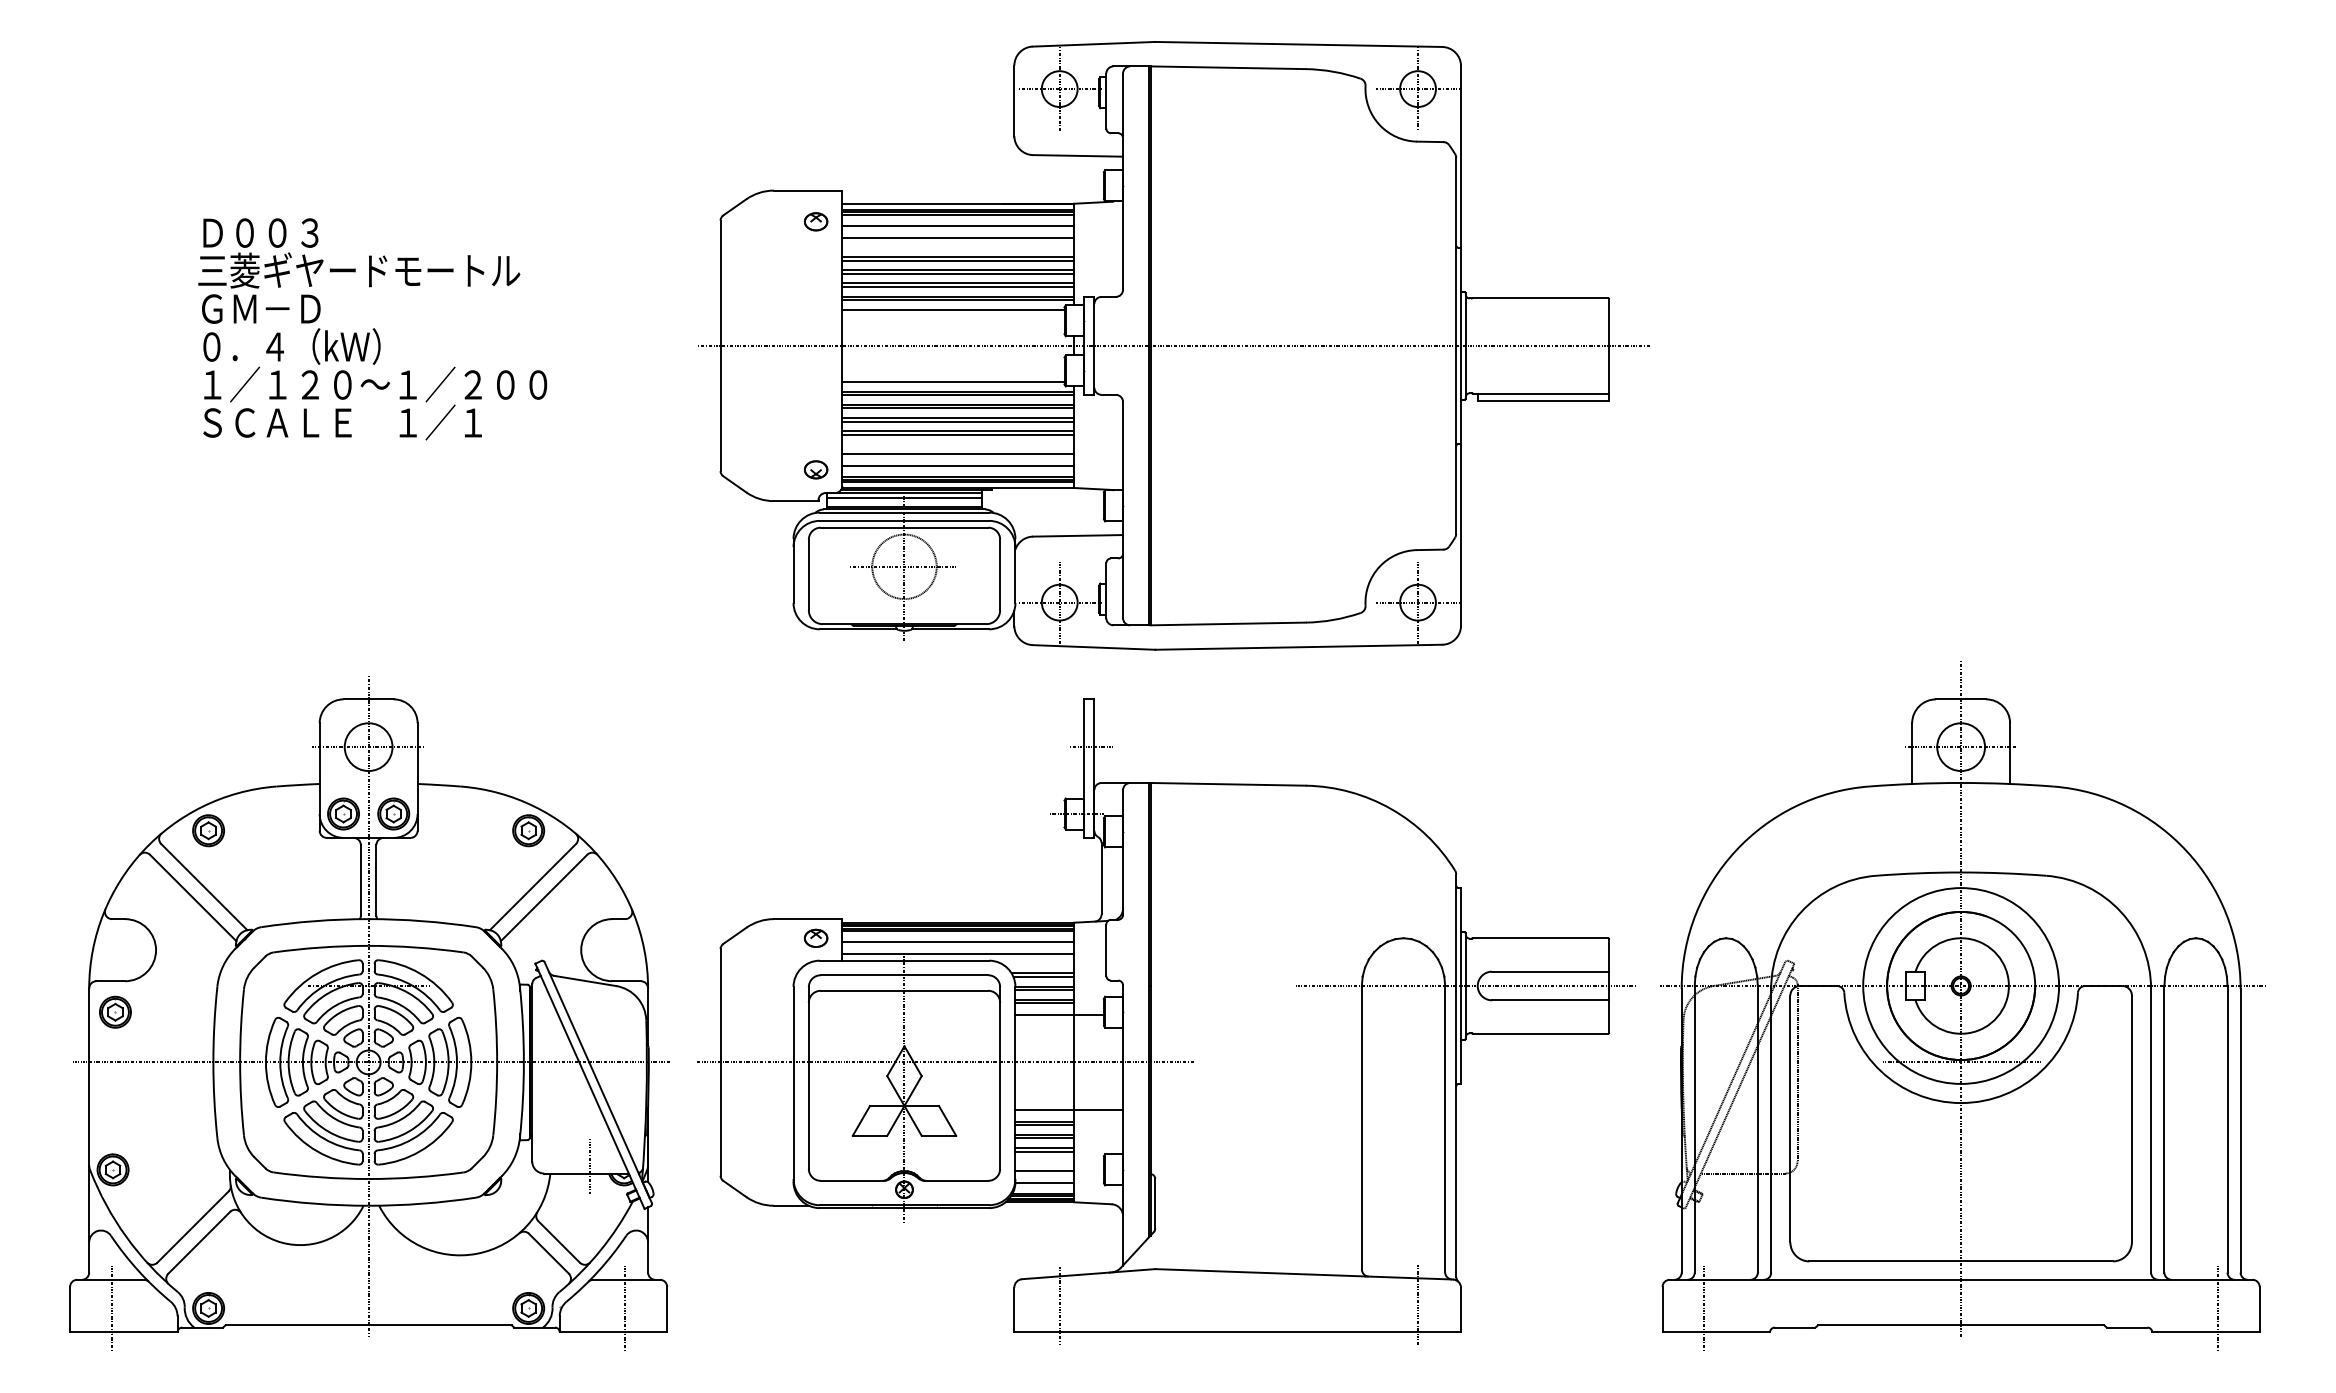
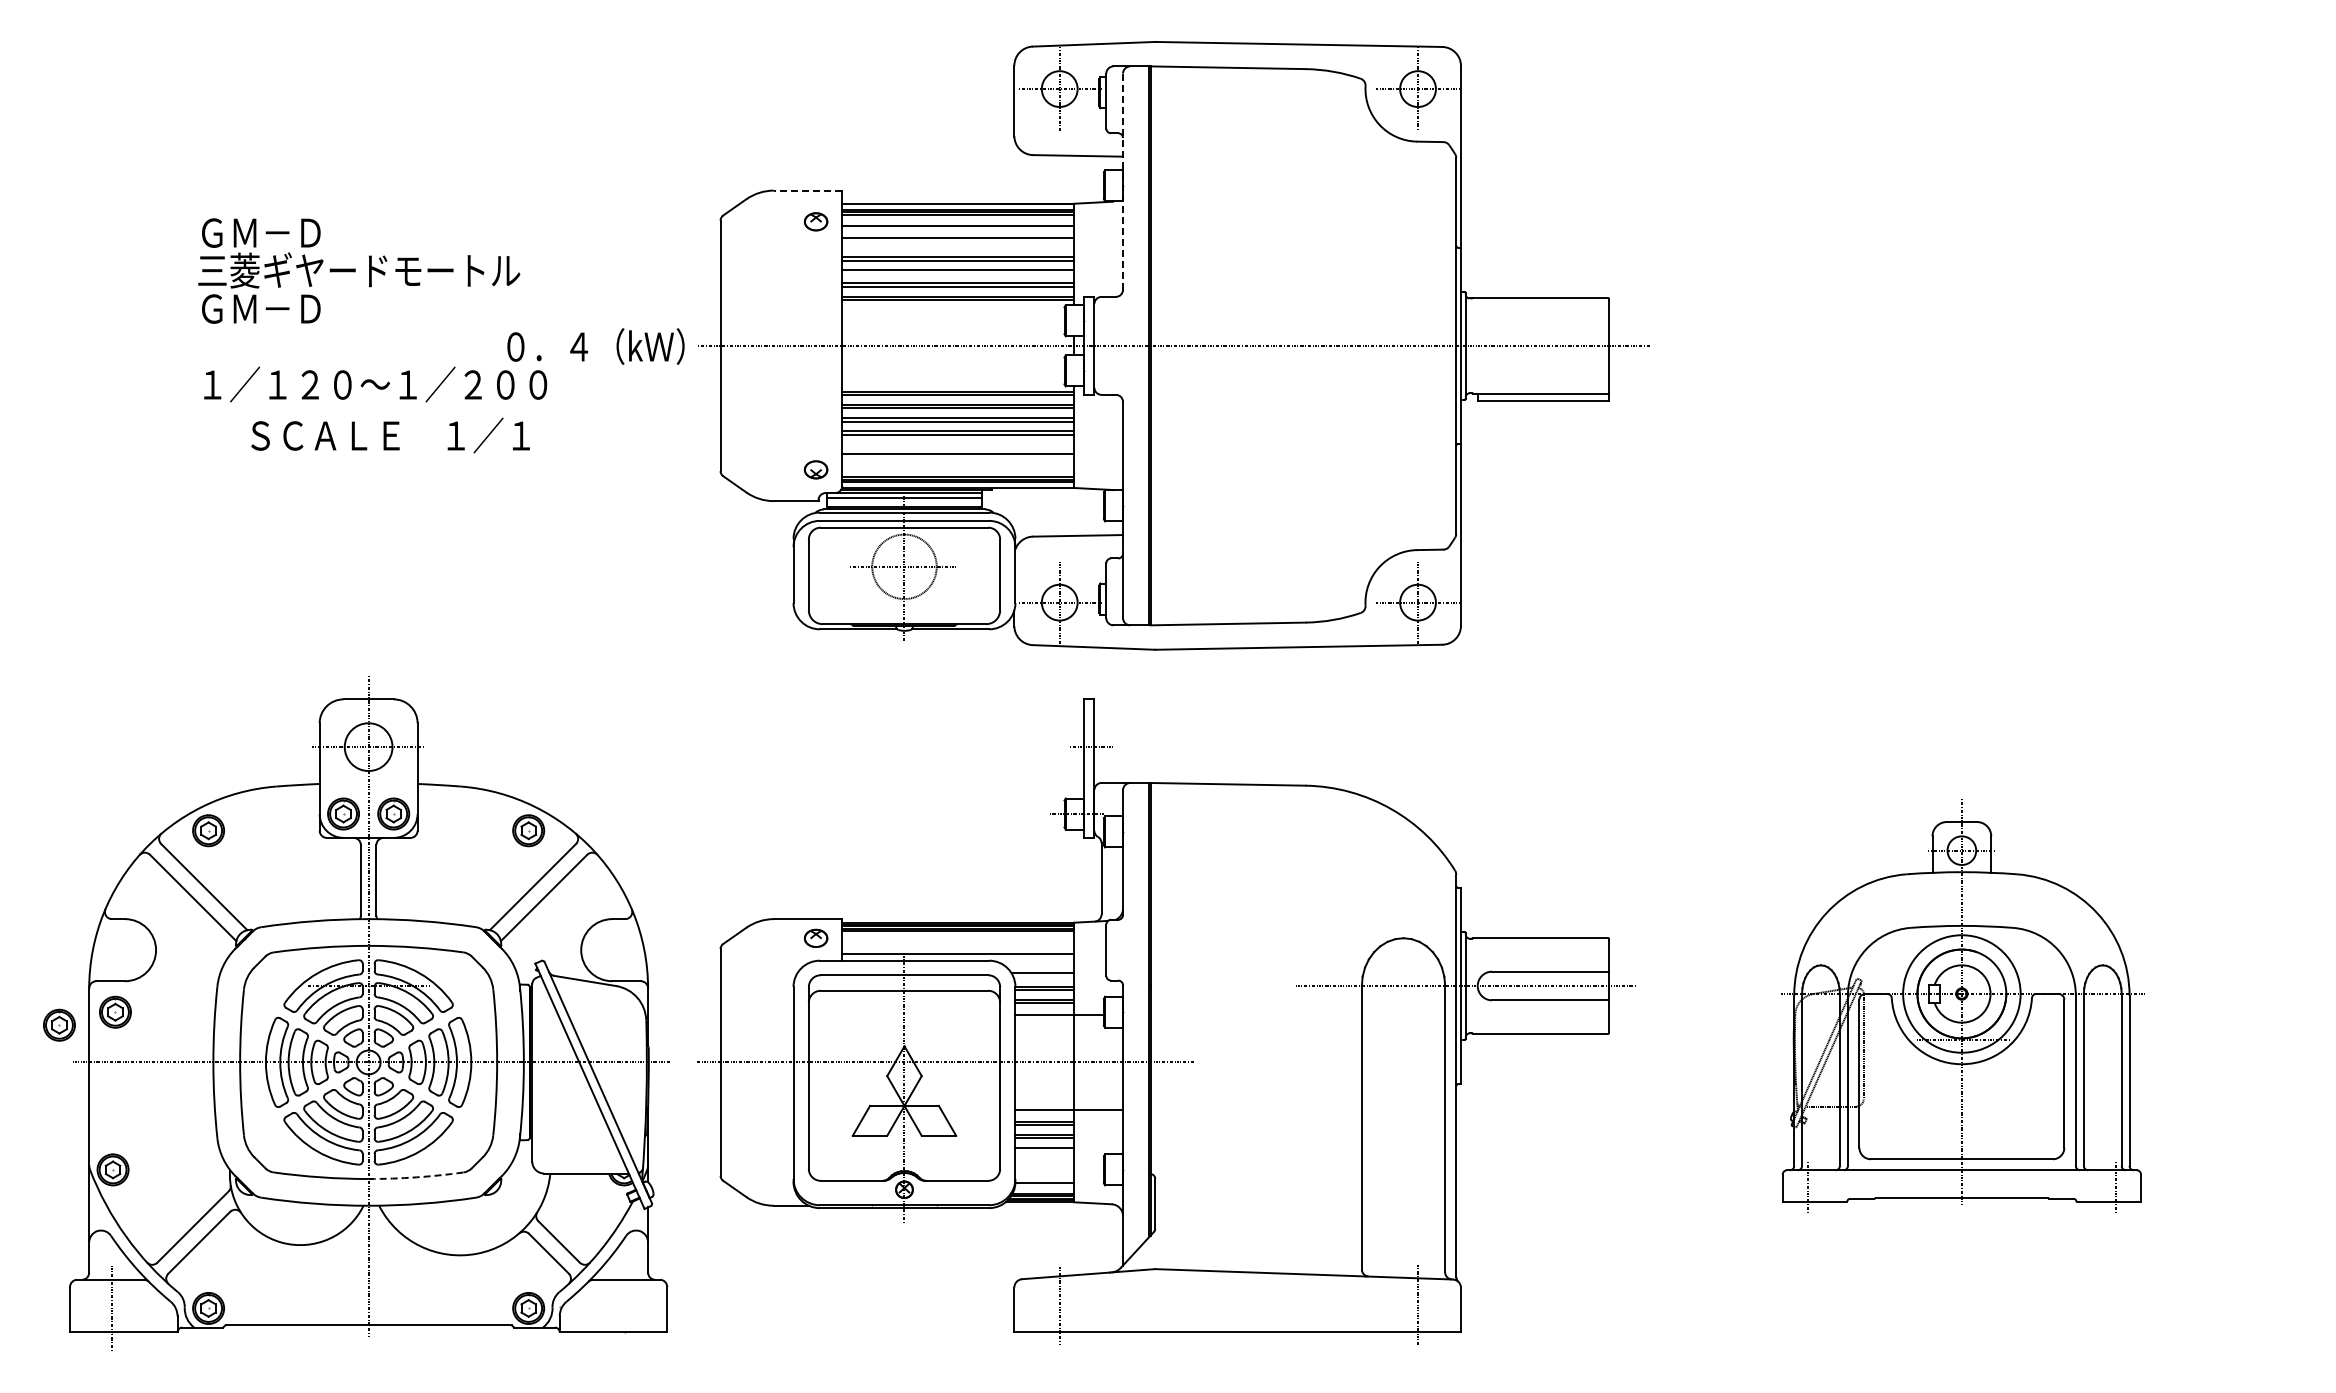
line: solid -> dashed (1123, 182)
line: solid -> dashed (807, 190)
text: Ｄ００３ -> ＧＭ－Ｄ (261, 232)
line: present -> none (958, 273)
line: present -> none (953, 310)
text position: (291, 346) -> (595, 346) (595, 346)
line: present -> none (953, 381)
text position: (342, 422) -> (390, 435) (390, 435)
line: present -> none (958, 466)
line: present -> none (958, 942)
line: present -> none (1043, 977)
part size: 606x690 px -> 364x414 px (1962, 1005)
part: none -> present (59, 1024)
line: present -> none (1044, 1151)
line: present -> none (589, 1166)
line: present -> none (1044, 1170)
arc: solid -> dashed (416, 1177)
line: present -> none (625, 1308)
